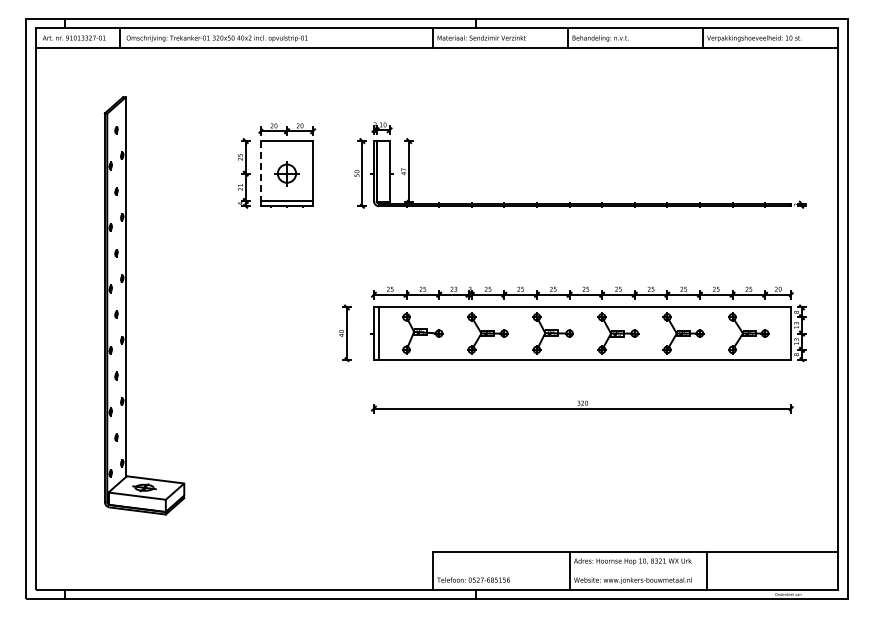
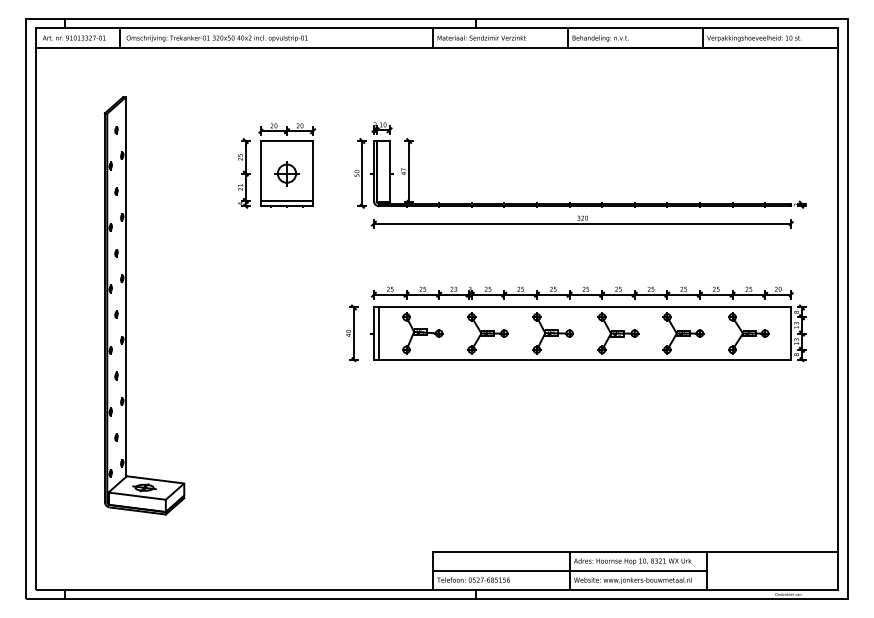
line: dashed -> solid (260, 171)
part position: (345, 333) -> (352, 333) (352, 333)
part position: (581, 406) -> (581, 221) (581, 221)
line: none -> present (569, 570)
